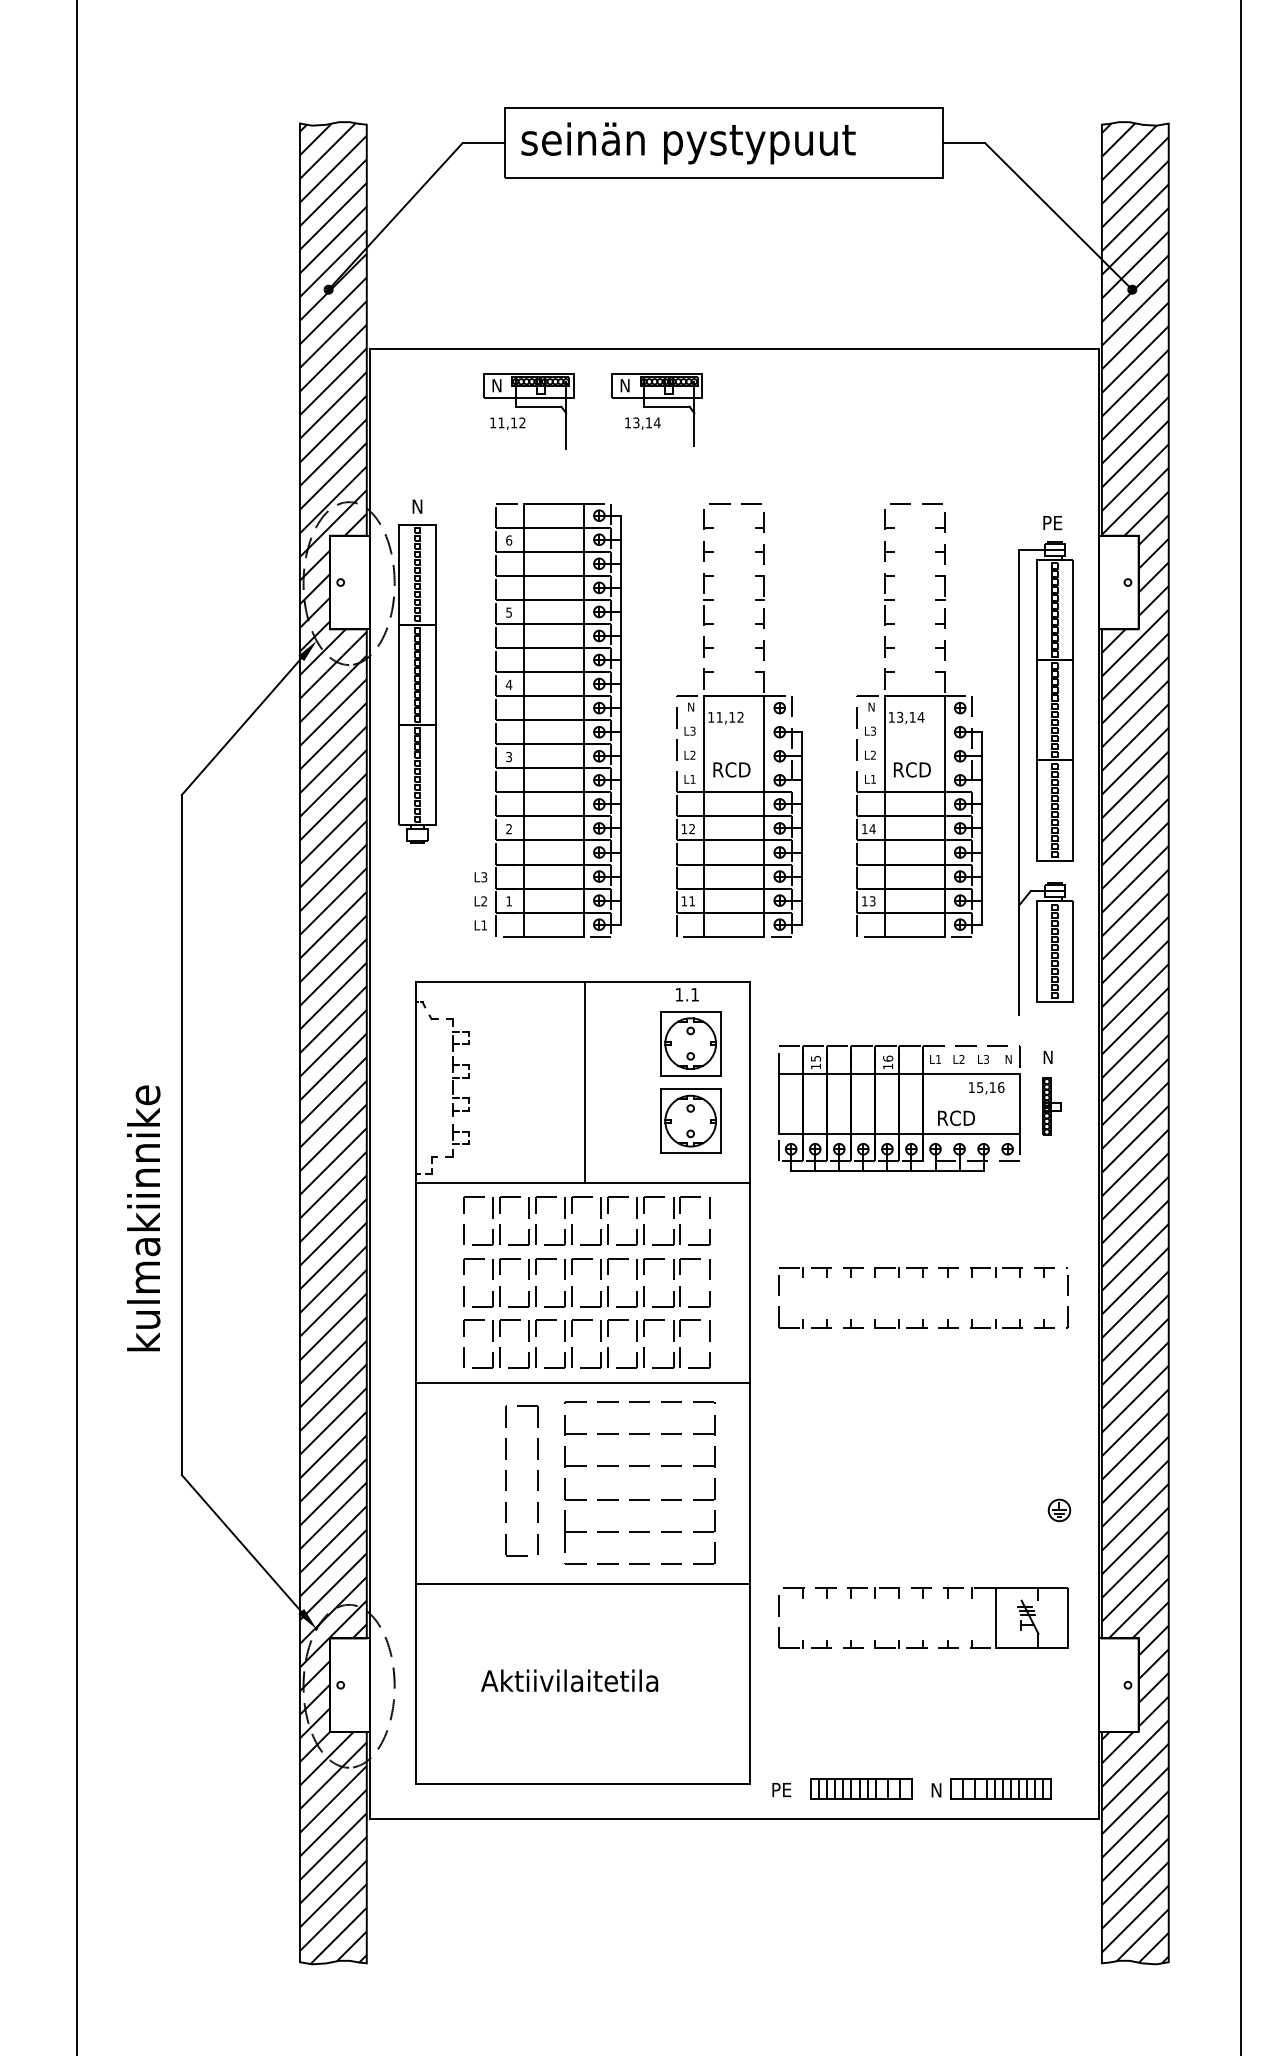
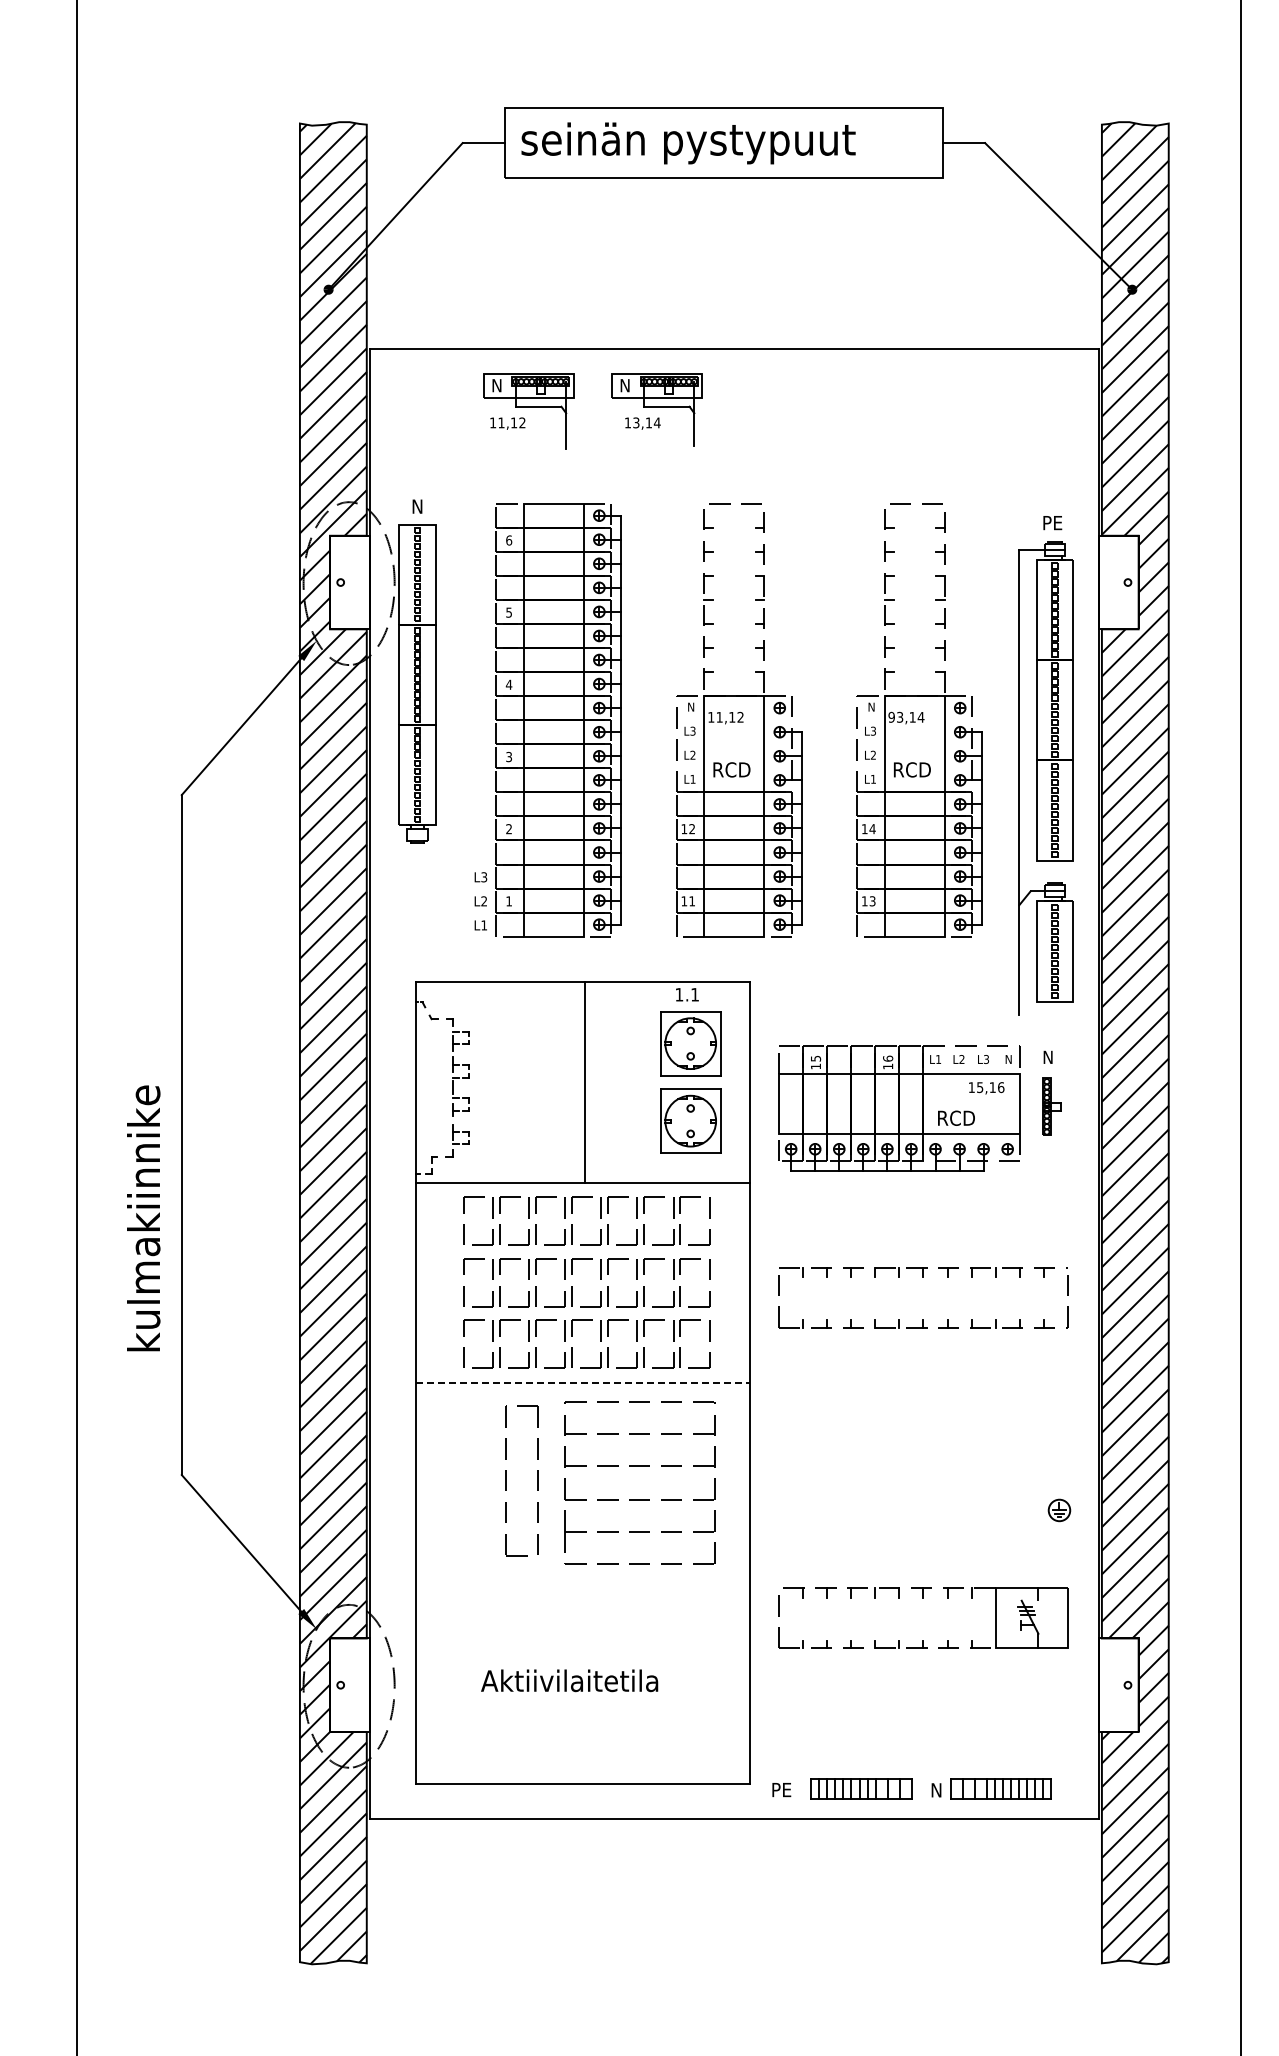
text: 13,14 -> 93,14 (891, 716)
line: solid -> dashed (583, 1383)
line: present -> none (582, 1583)
